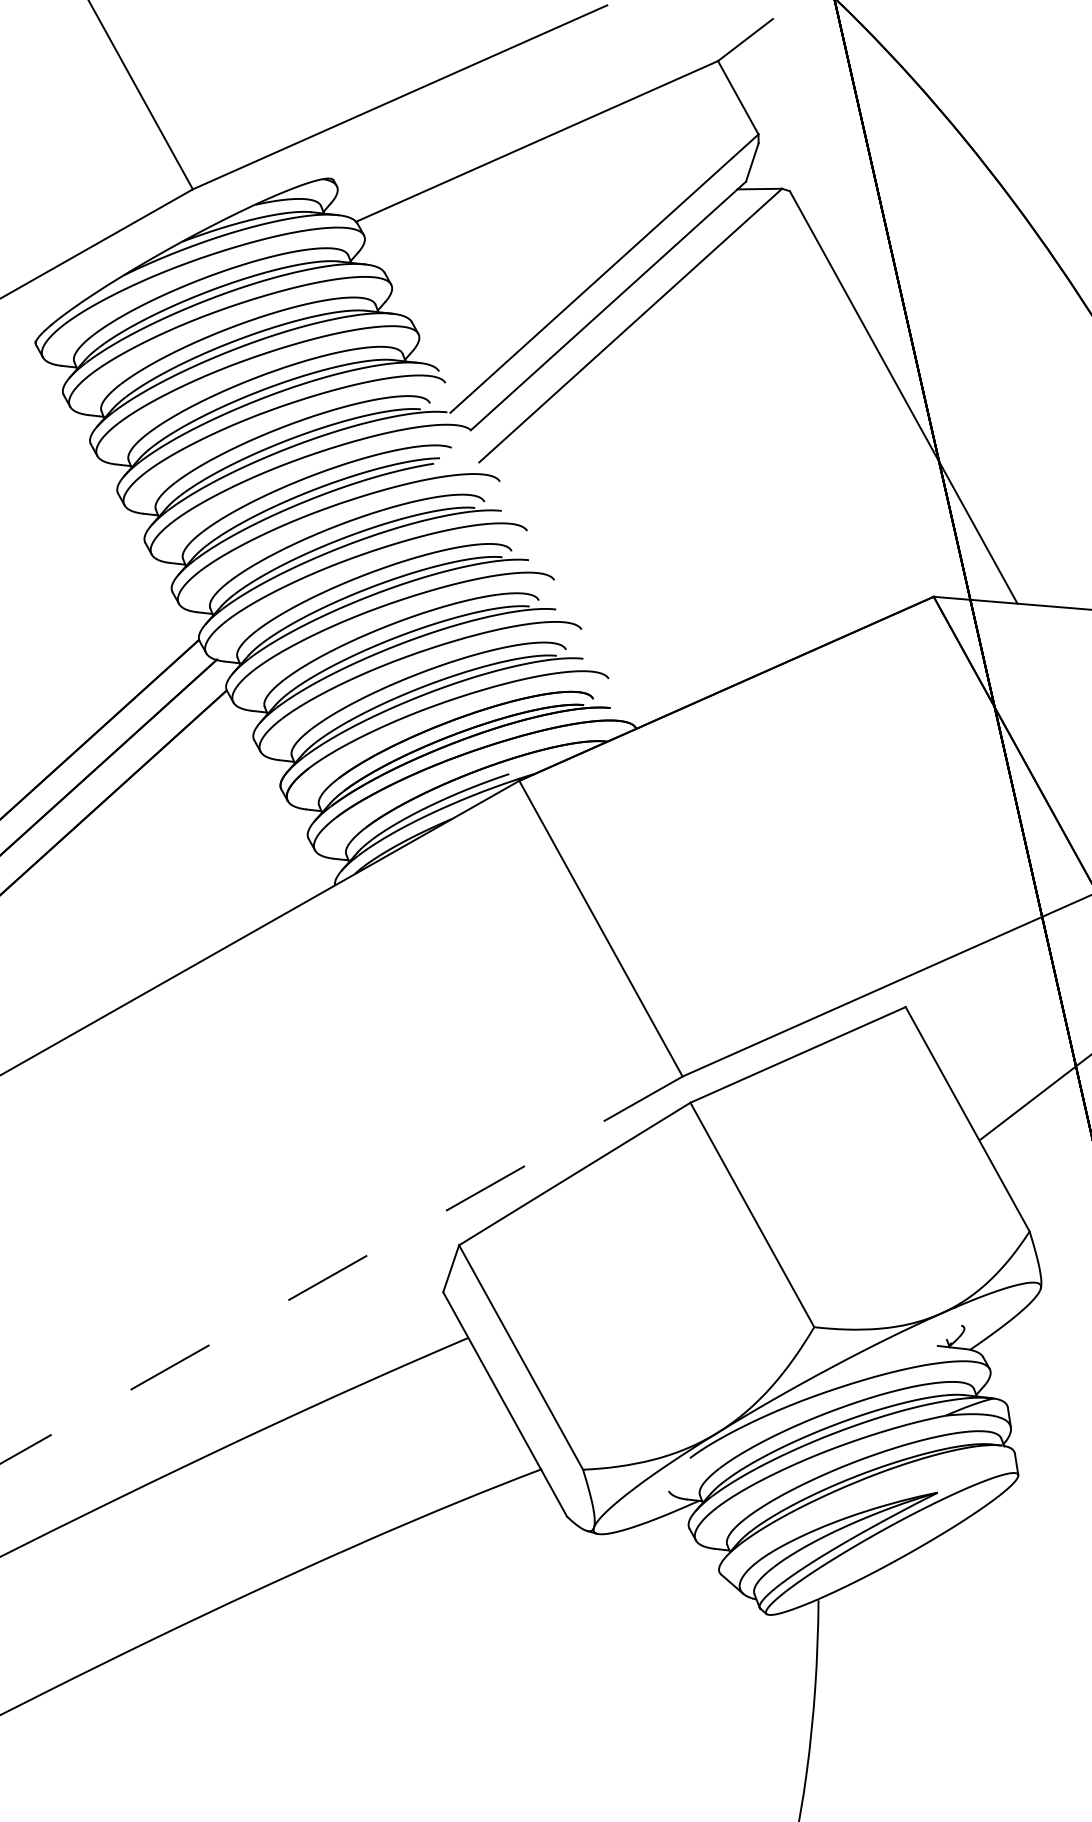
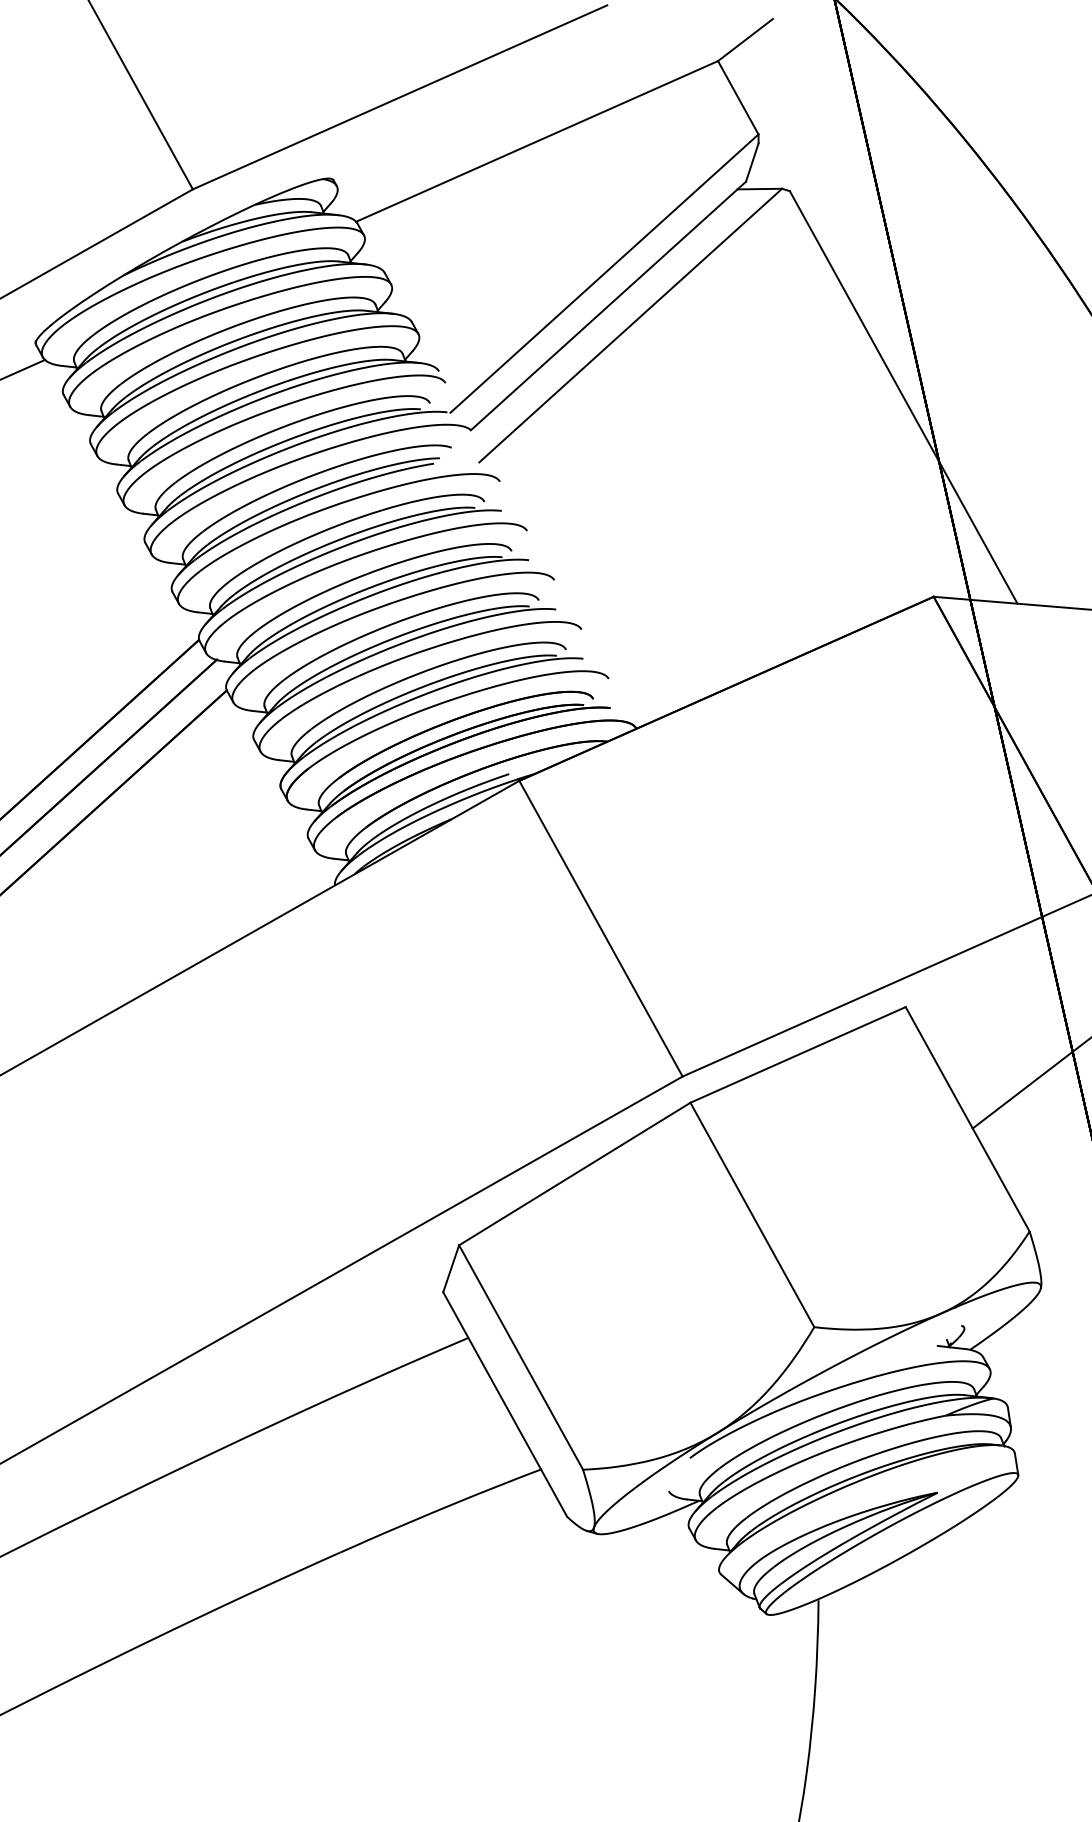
line: none -> present (23, 368)
line position: (1034, 1097) -> (1030, 1083) (1030, 1083)
line: dashed -> solid (341, 1270)
